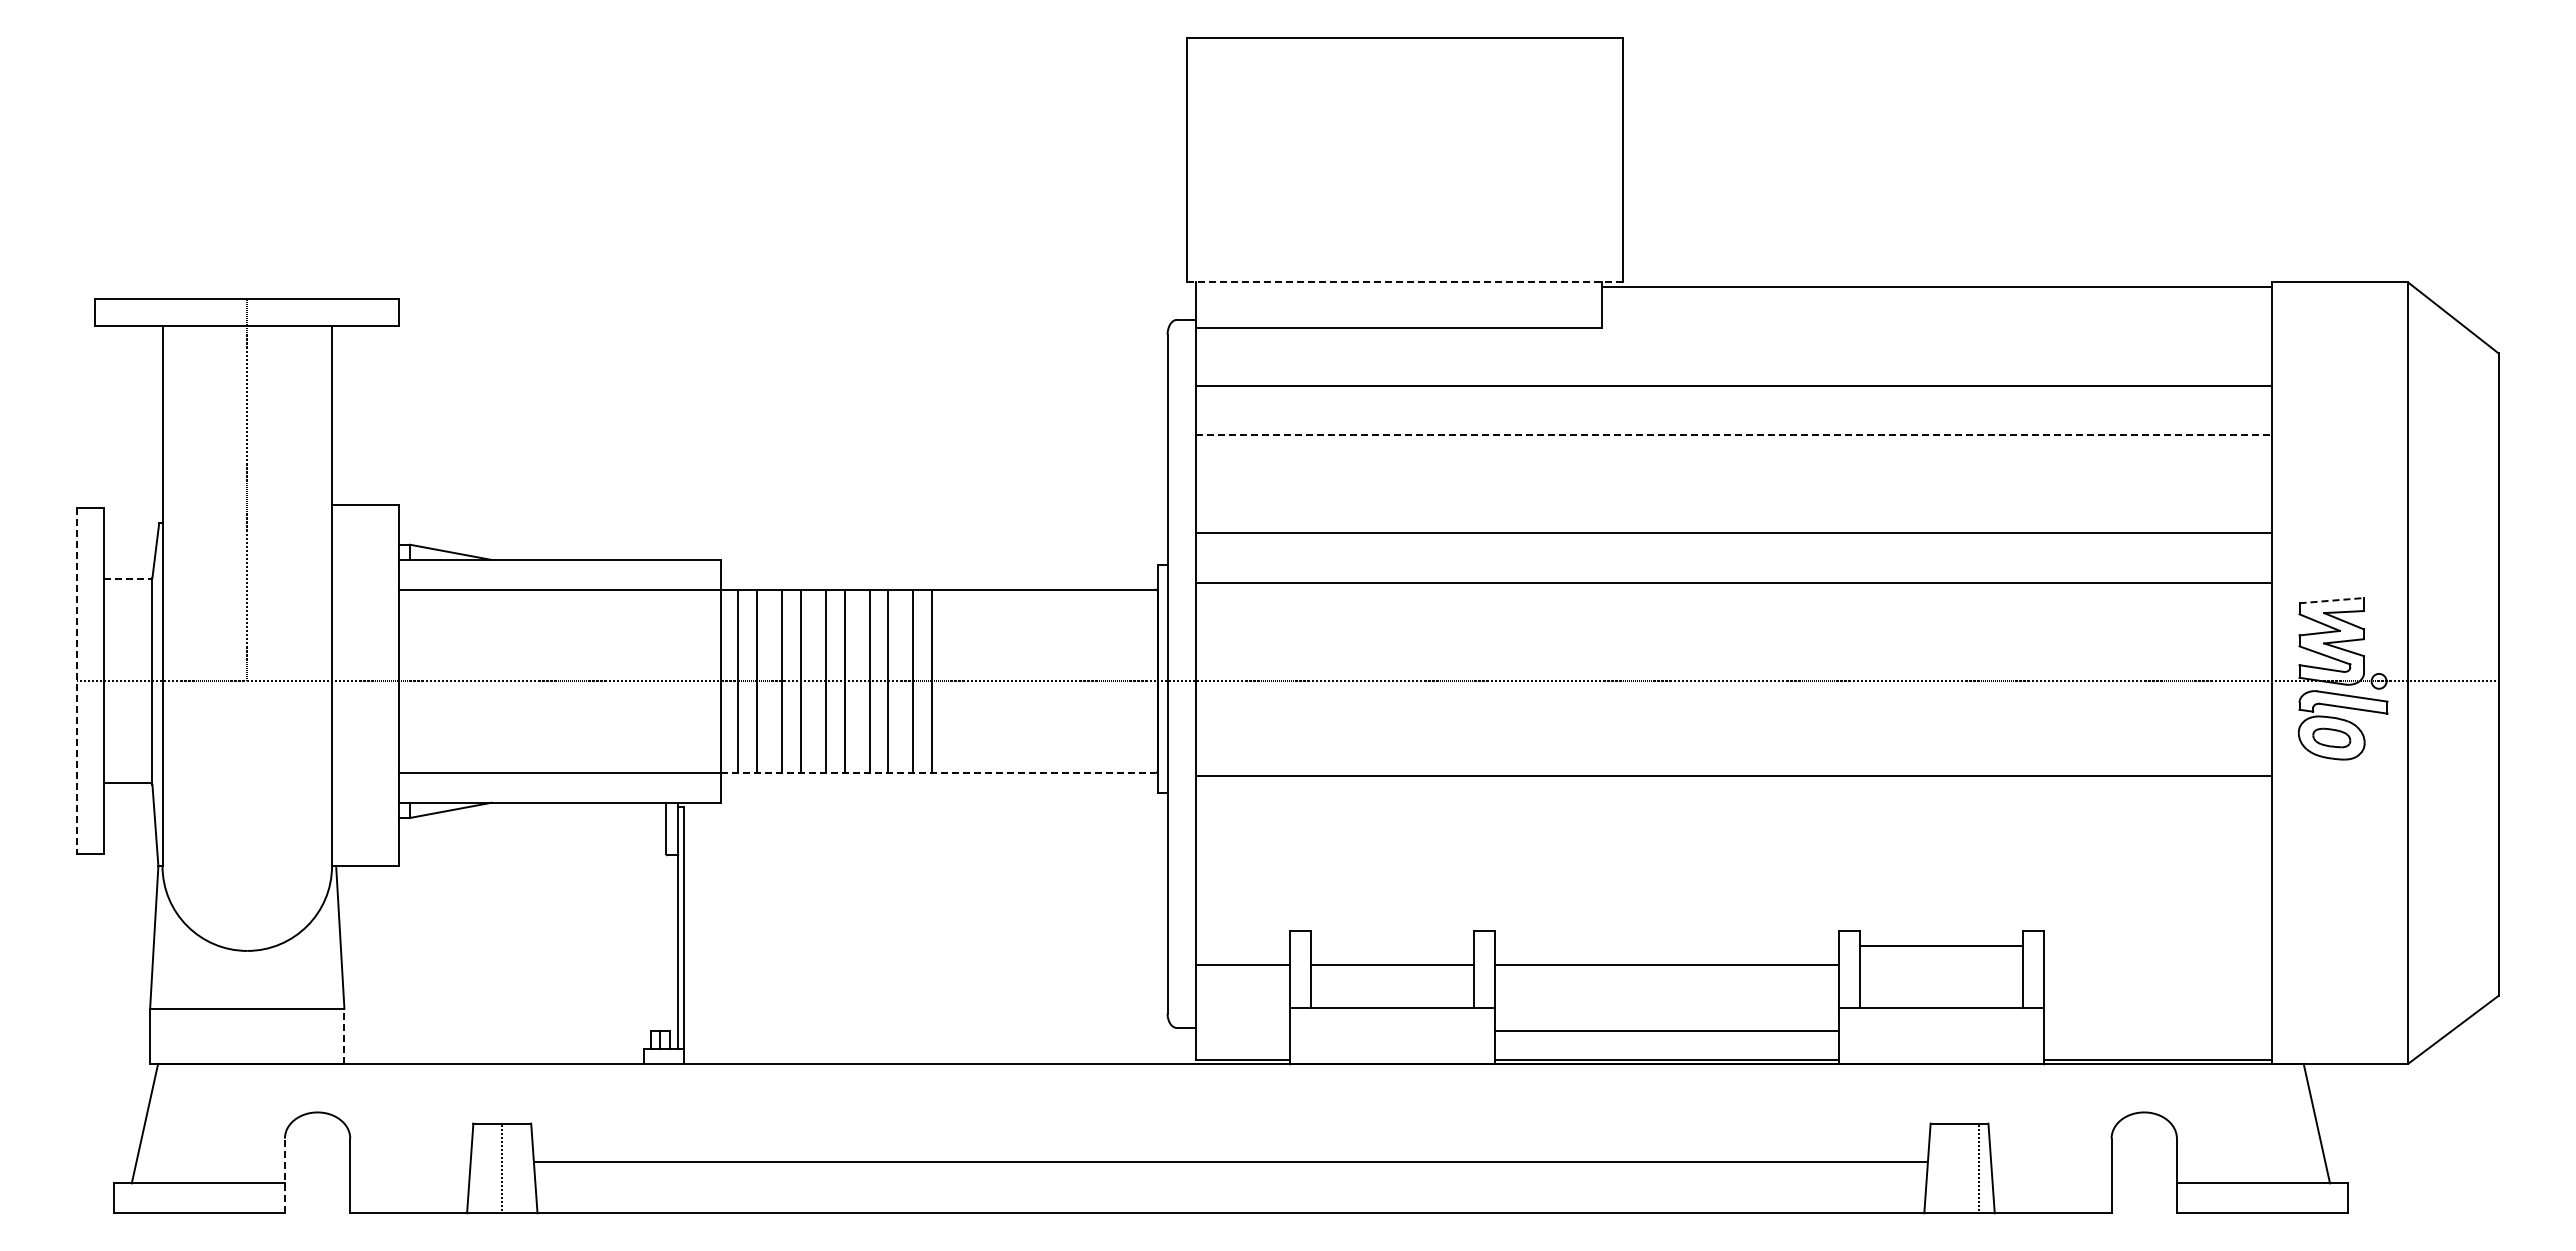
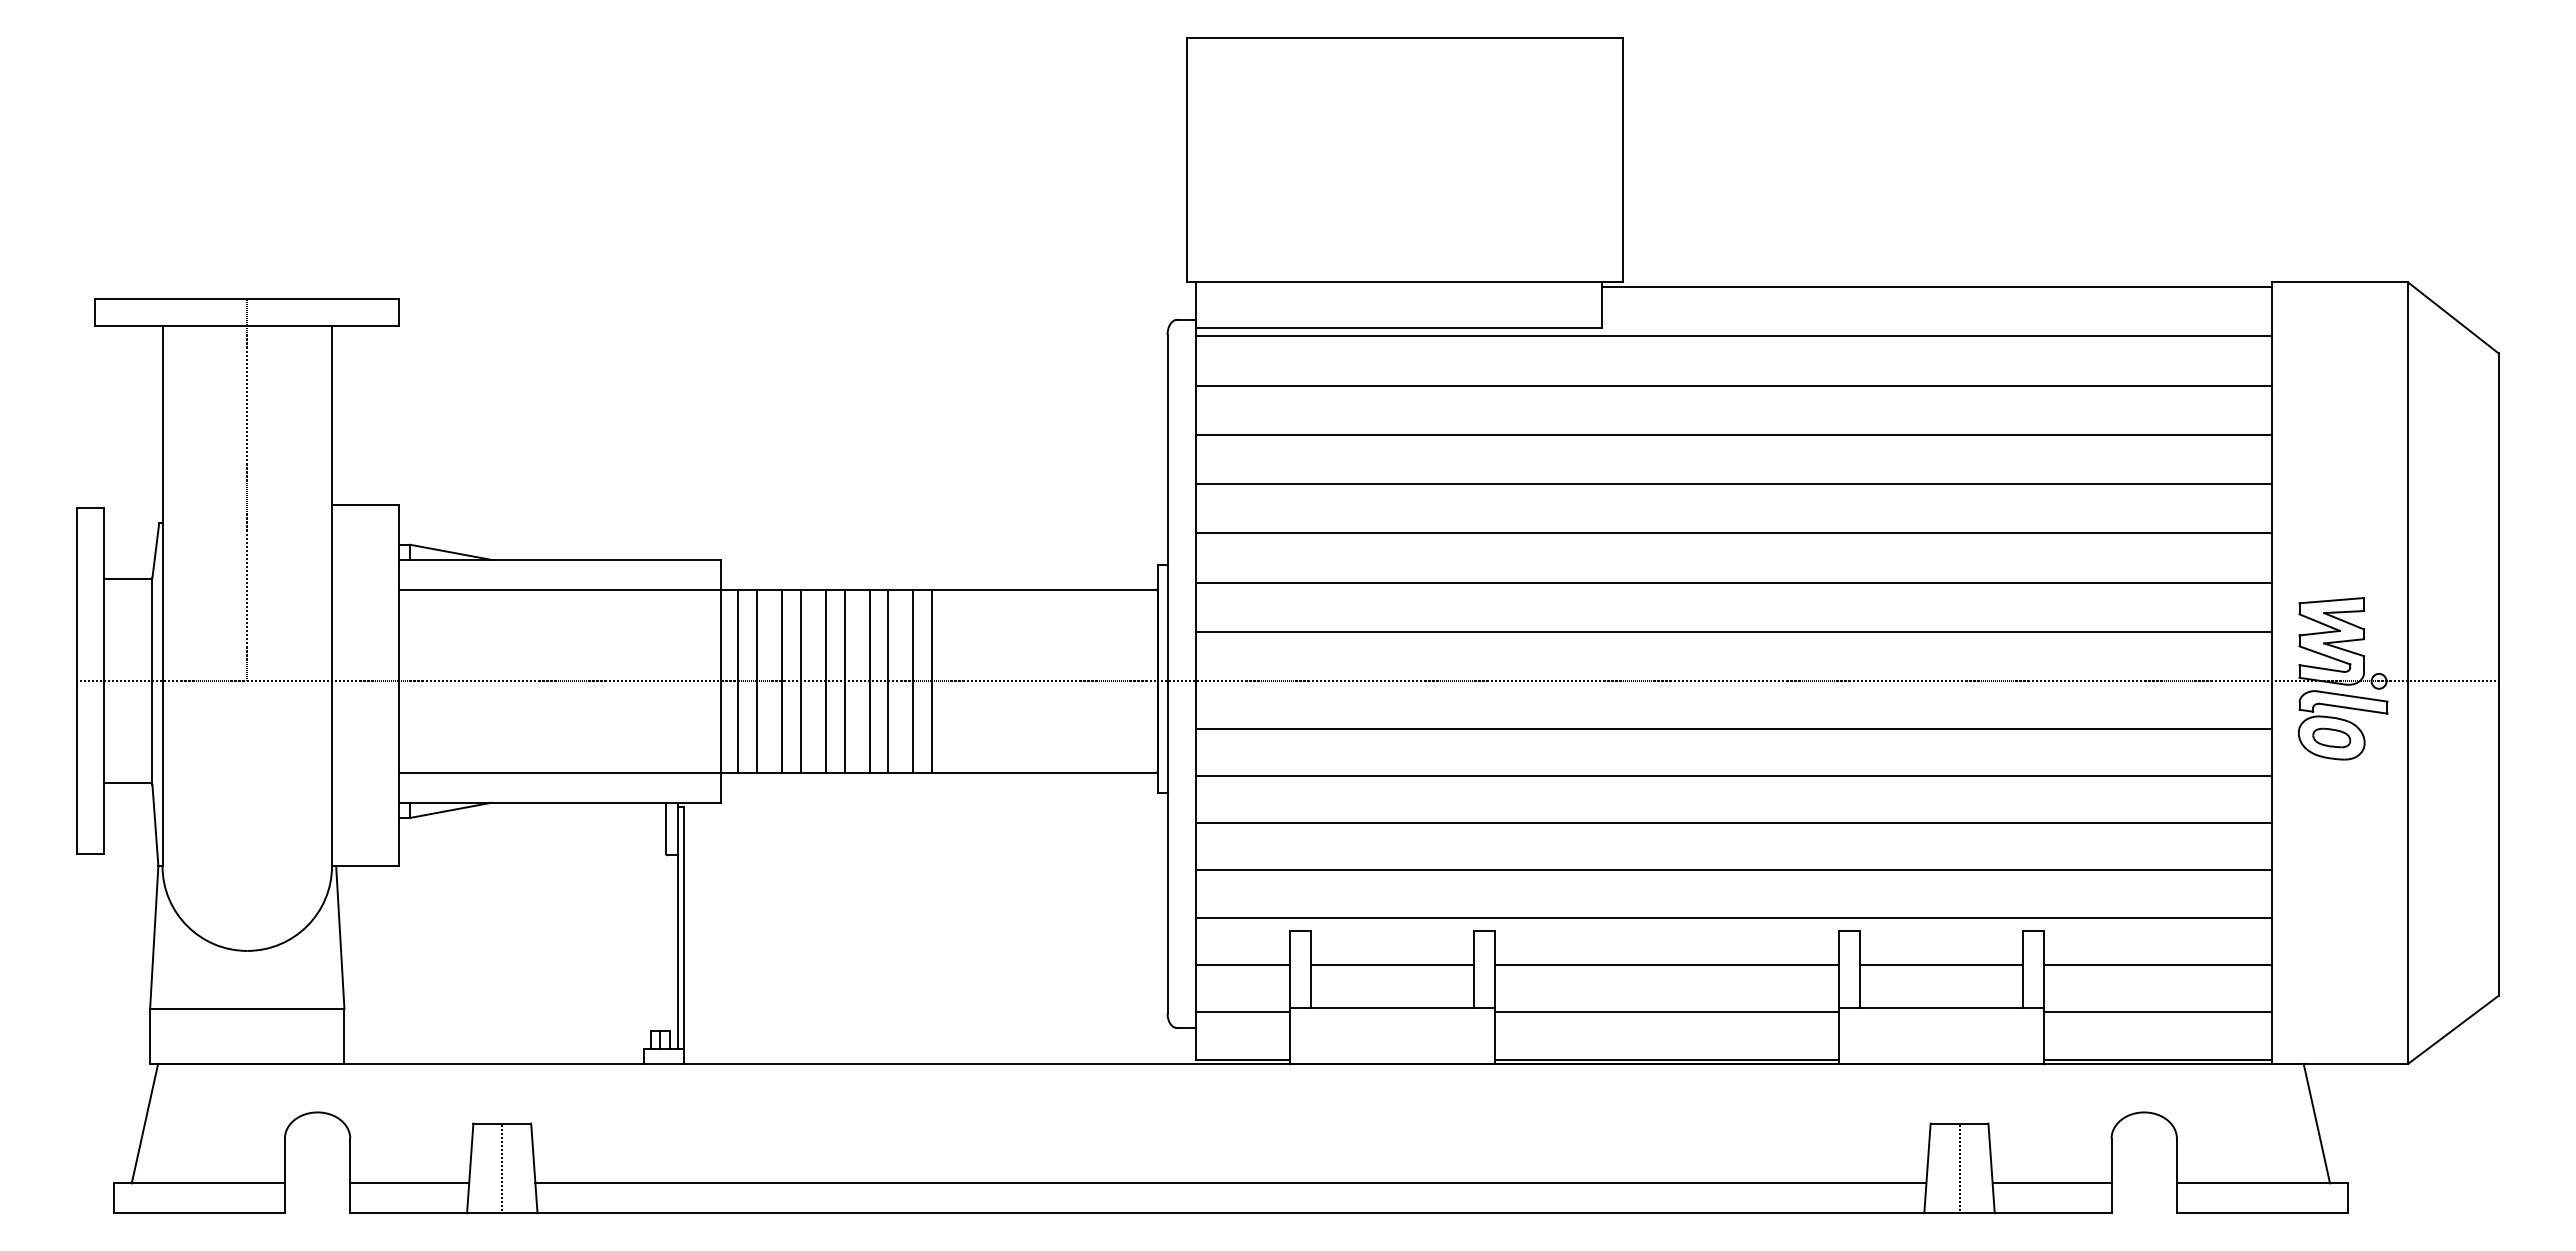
line: dashed -> solid (1404, 282)
line: none -> present (1734, 336)
line: dashed -> solid (1734, 434)
line: none -> present (1734, 484)
line: dashed -> solid (128, 579)
line: dashed -> solid (2332, 600)
line: none -> present (1734, 632)
line: dashed -> solid (77, 681)
line: none -> present (1734, 728)
line: dashed -> solid (938, 773)
line: none -> present (1734, 823)
line: none -> present (1734, 870)
line: none -> present (1734, 917)
line position: (1940, 945) -> (1940, 964) (1940, 964)
line: none -> present (2157, 964)
line: none -> present (1242, 1012)
line: none -> present (2157, 1012)
line position: (1666, 1031) -> (1666, 1012) (1666, 1012)
line: dashed -> solid (344, 1036)
line position: (1230, 1162) -> (1230, 1183) (1230, 1183)
line position: (1978, 1168) -> (1959, 1168) (1959, 1168)
line: dashed -> solid (284, 1175)
line: none -> present (409, 1183)
line: none -> present (2051, 1183)
